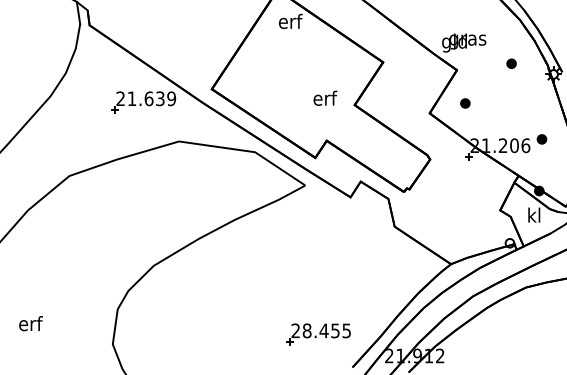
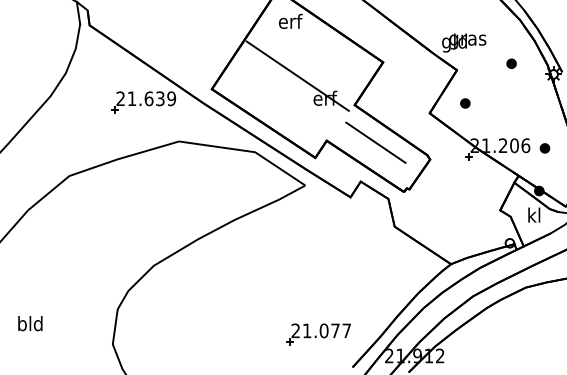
line: none -> present (297, 75)
part position: (541, 139) -> (544, 148) (544, 148)
line: none -> present (375, 142)
text: erf -> bld (30, 323)
text: 28.455 -> 21.077 (326, 330)
